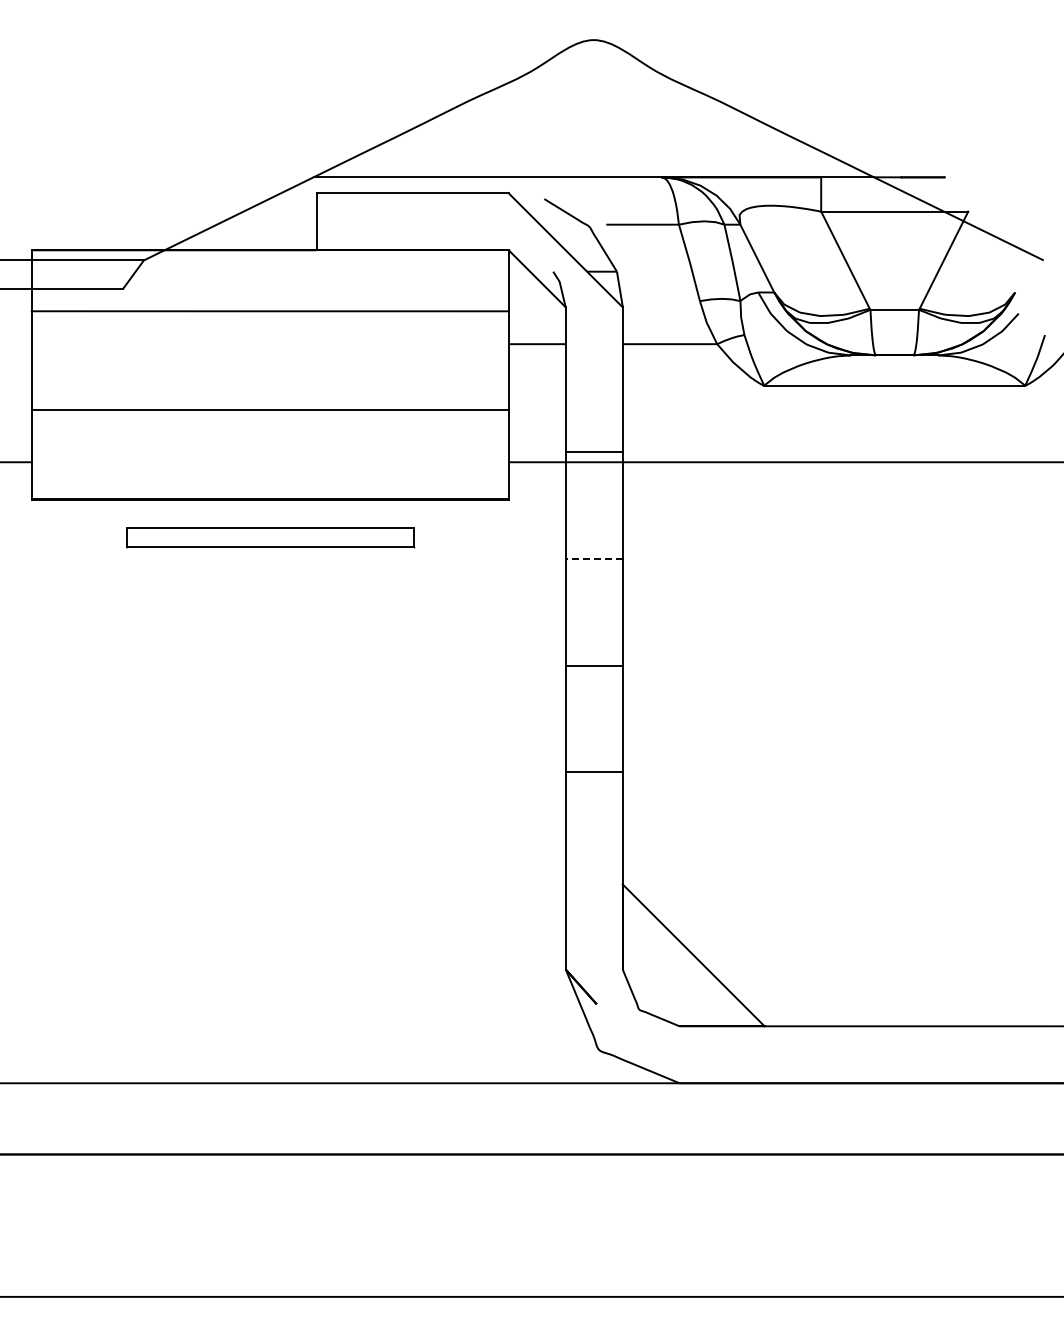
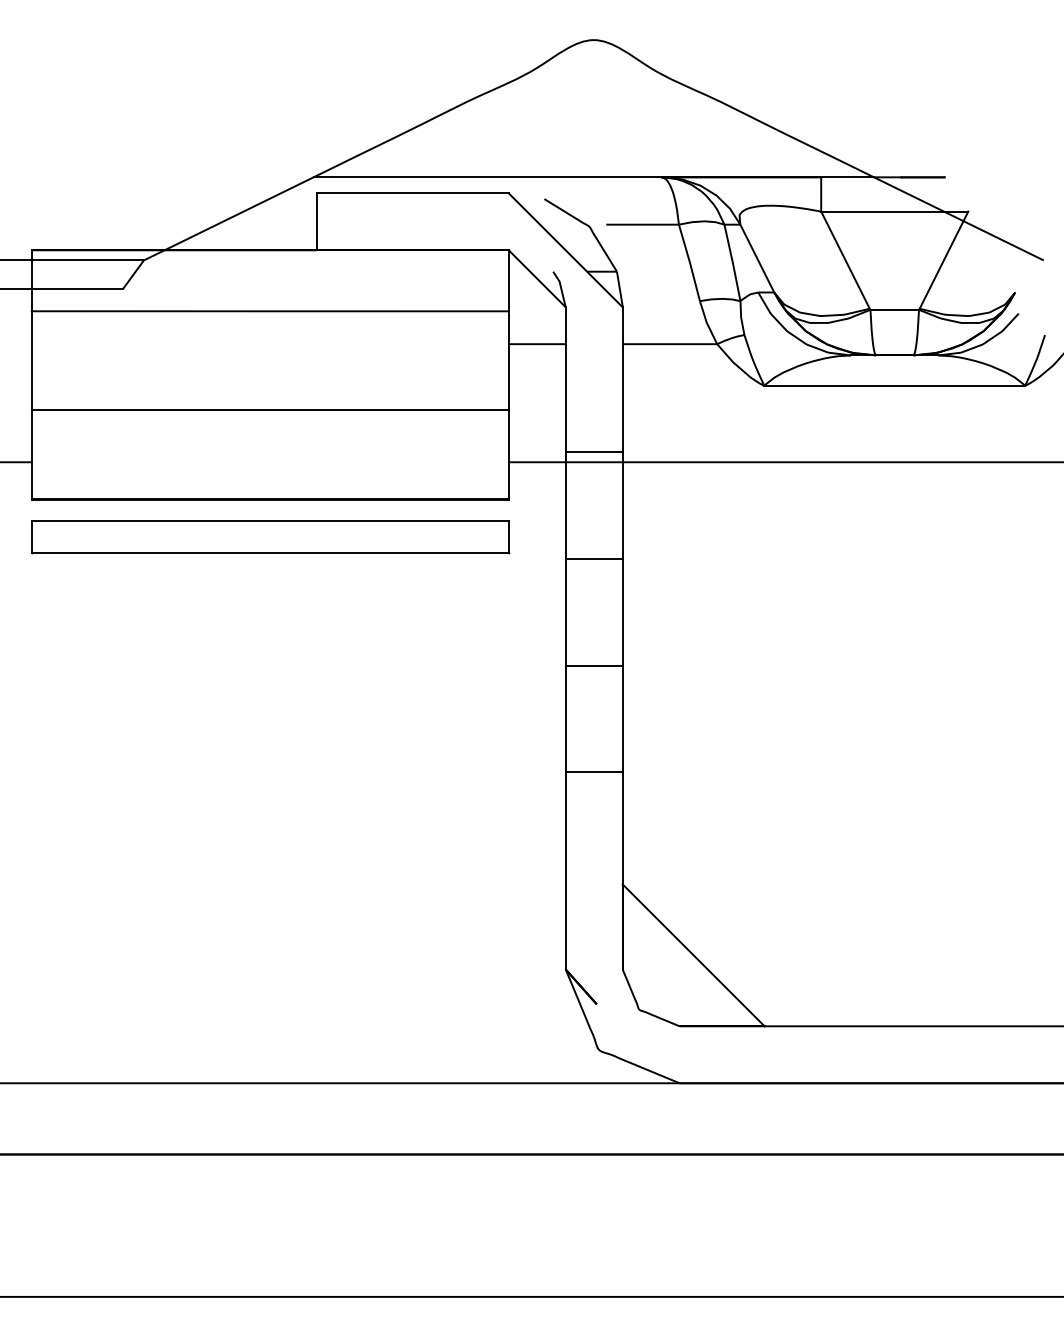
part size: 290x22 px -> 480x35 px (270, 537)
line: dashed -> solid (593, 558)
